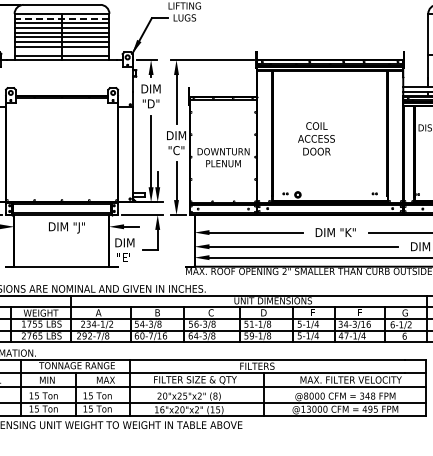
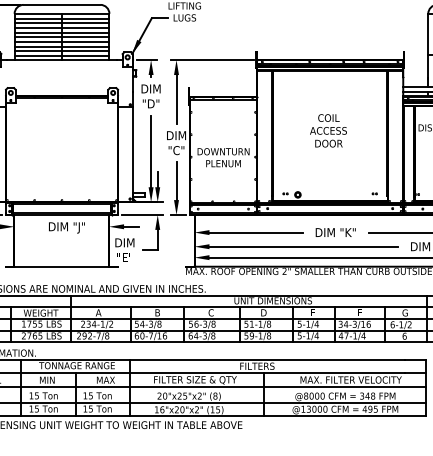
line: dashed -> solid (61, 18)
line: none -> present (61, 51)
text position: (316, 138) -> (328, 130) (328, 130)
